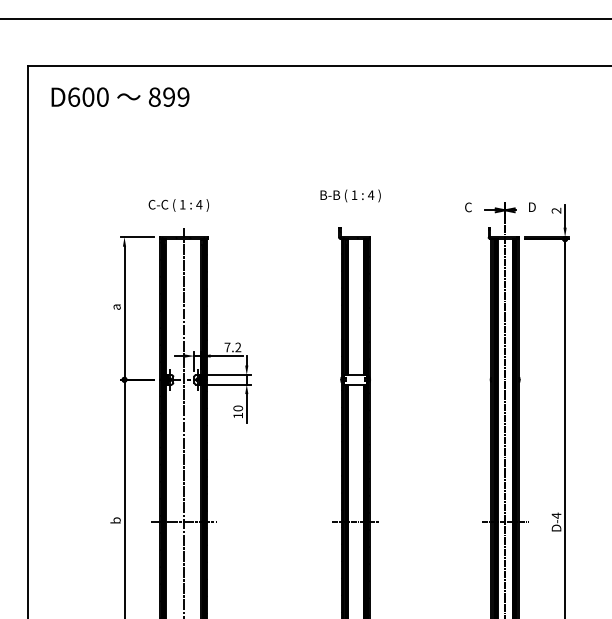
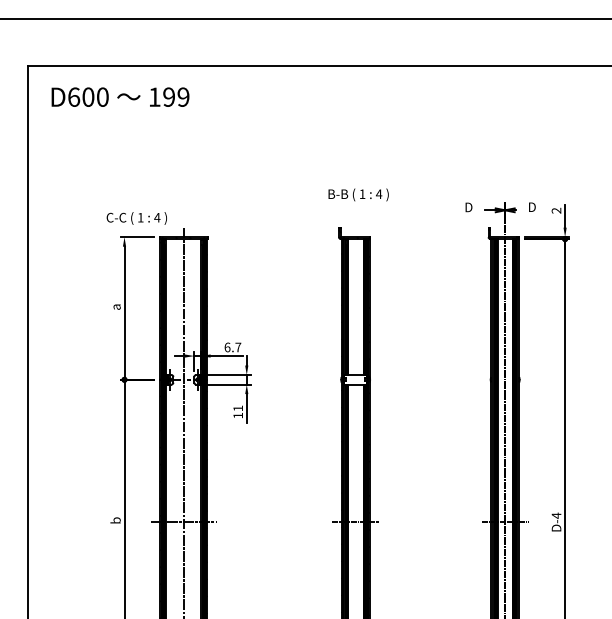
text: 899 -> 199 (154, 96)
text position: (350, 195) -> (358, 194) (358, 194)
text position: (178, 205) -> (136, 218) (136, 218)
text: C -> D (468, 207)
text: 7.2 -> 6.7 (232, 347)
text: 10 -> 11 (238, 408)
